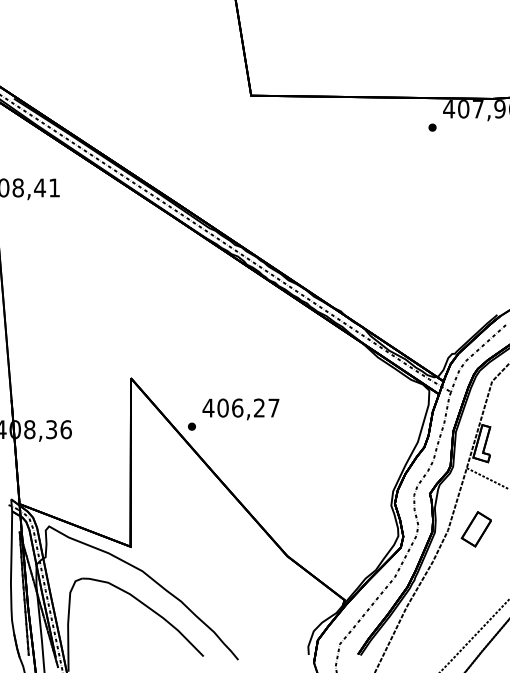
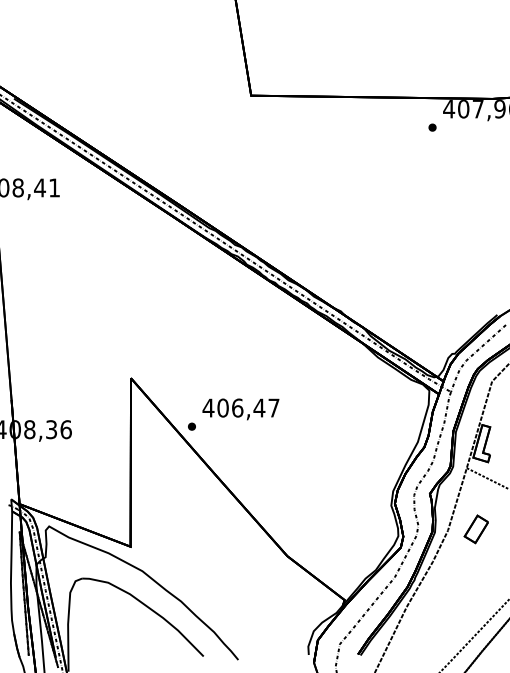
text: 406,27 -> 406,47 (259, 407)
part size: 32x37 px -> 26x31 px (475, 529)
